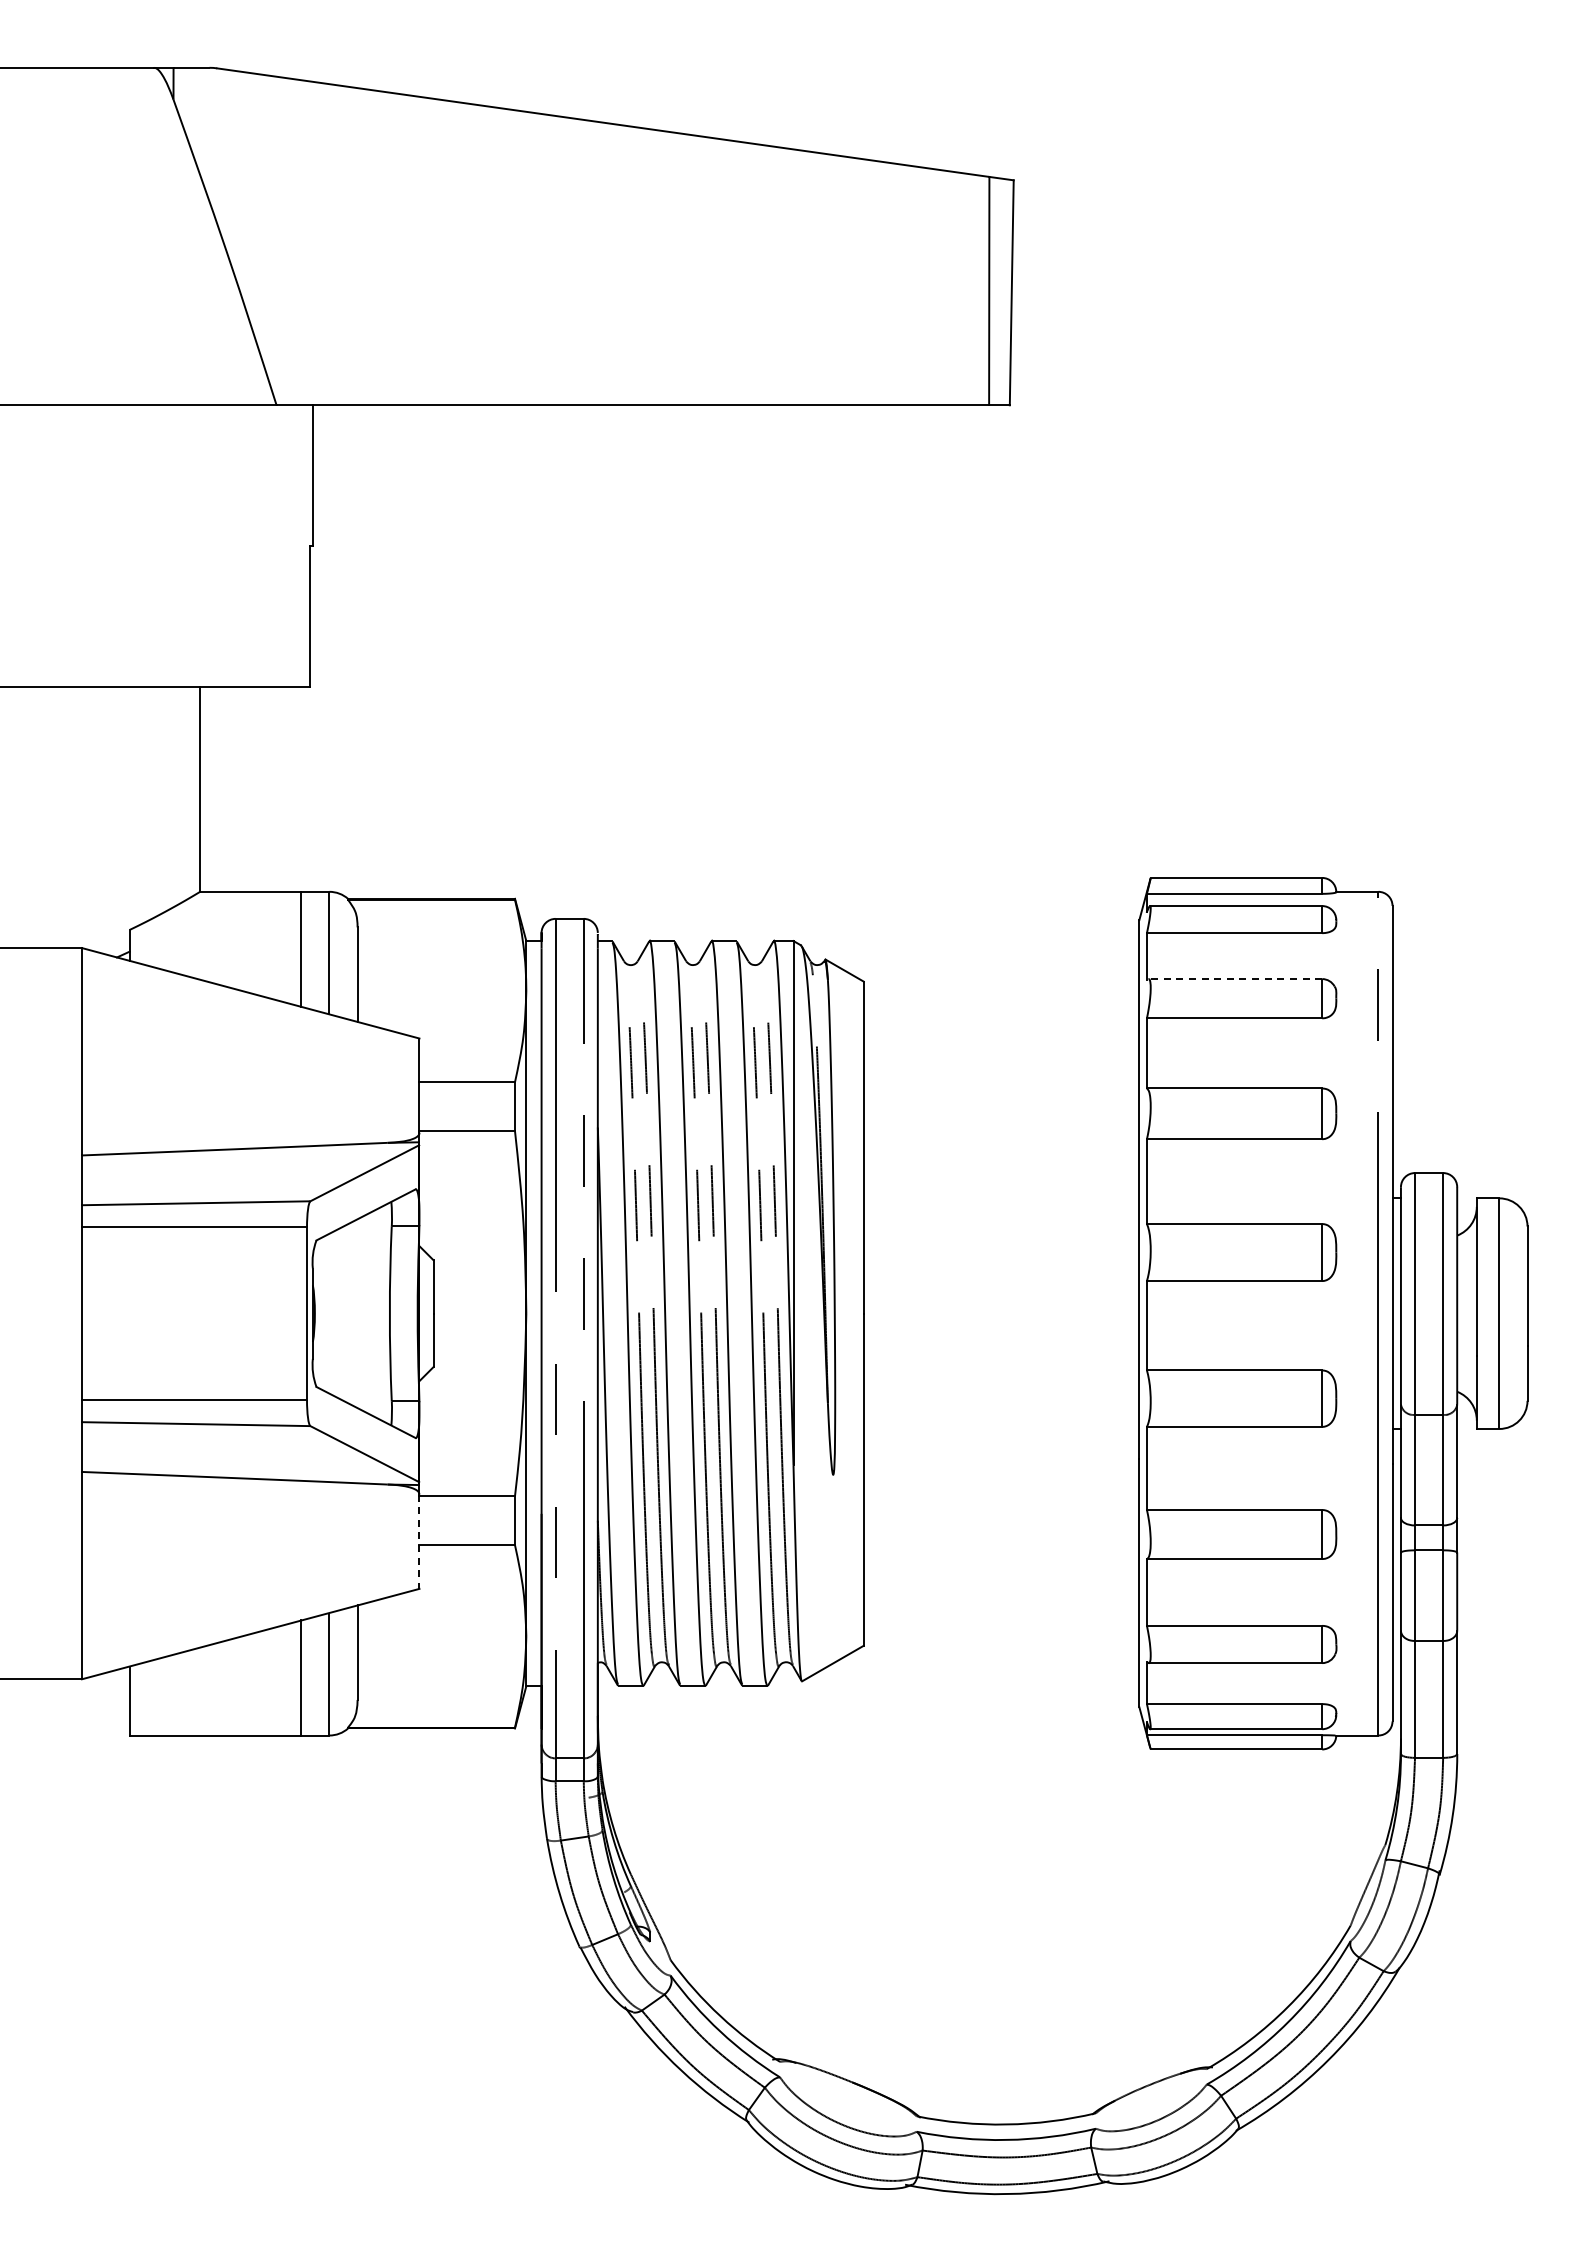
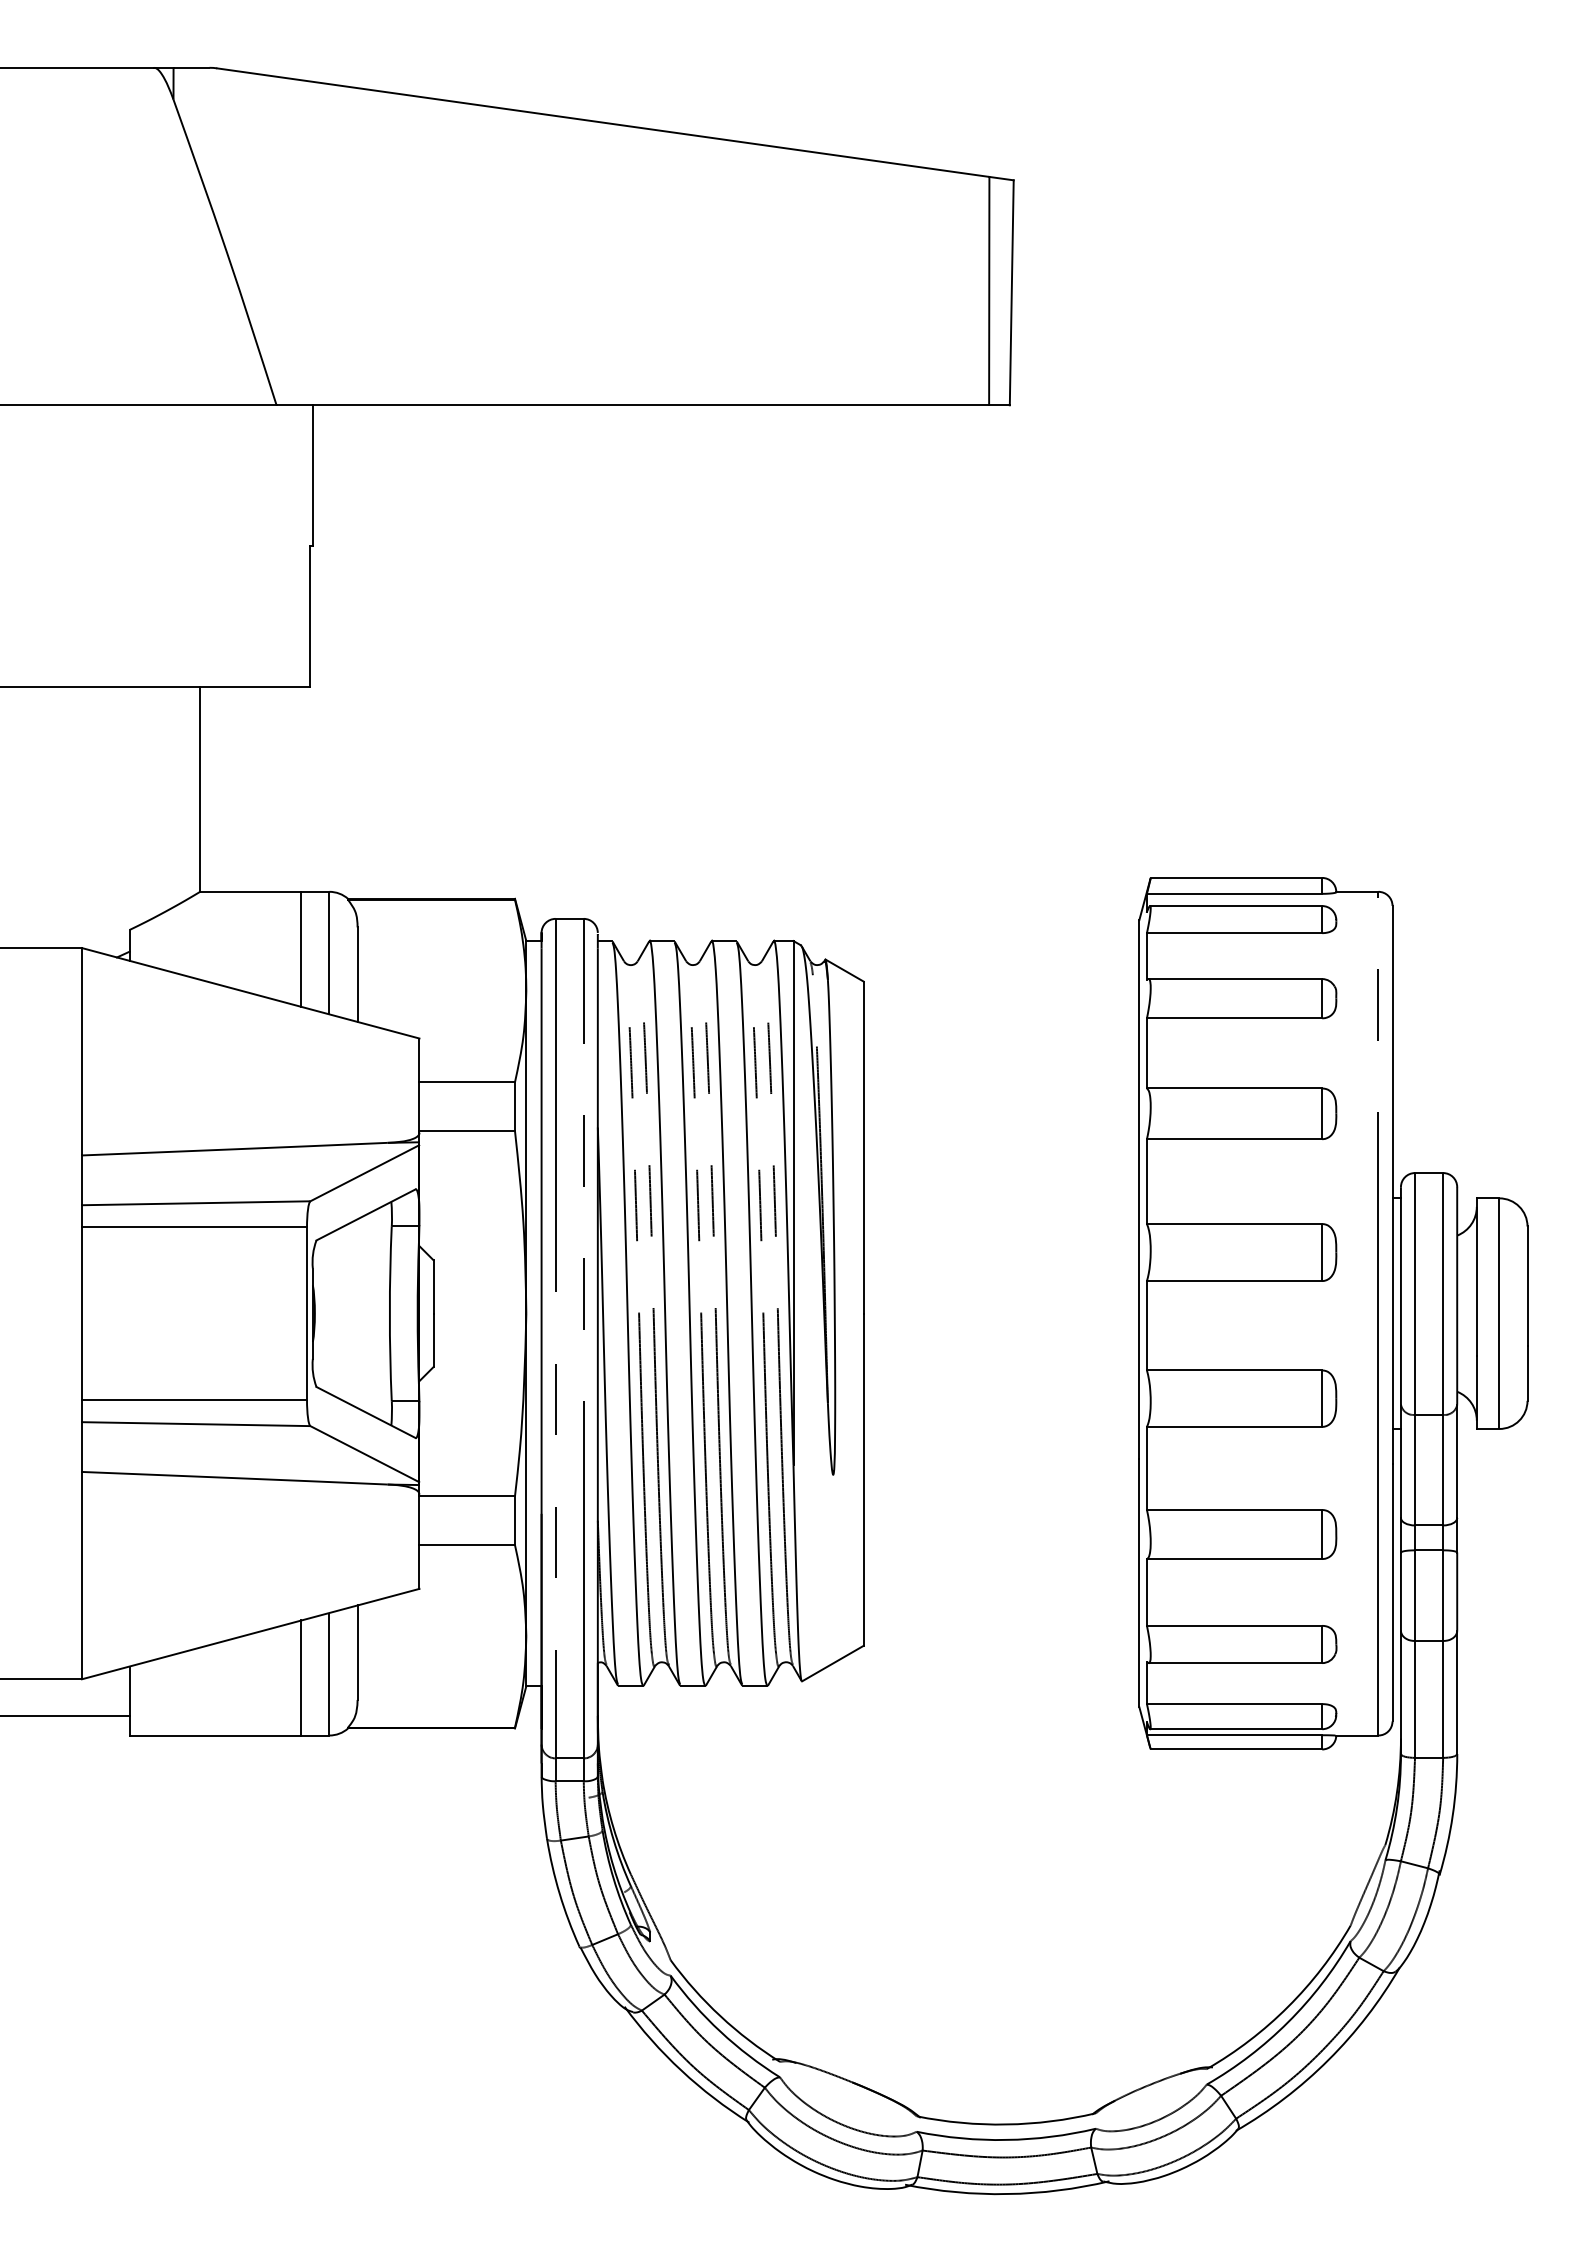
line: dashed -> solid (1235, 979)
line: dashed -> solid (419, 1542)
line: none -> present (65, 1715)
